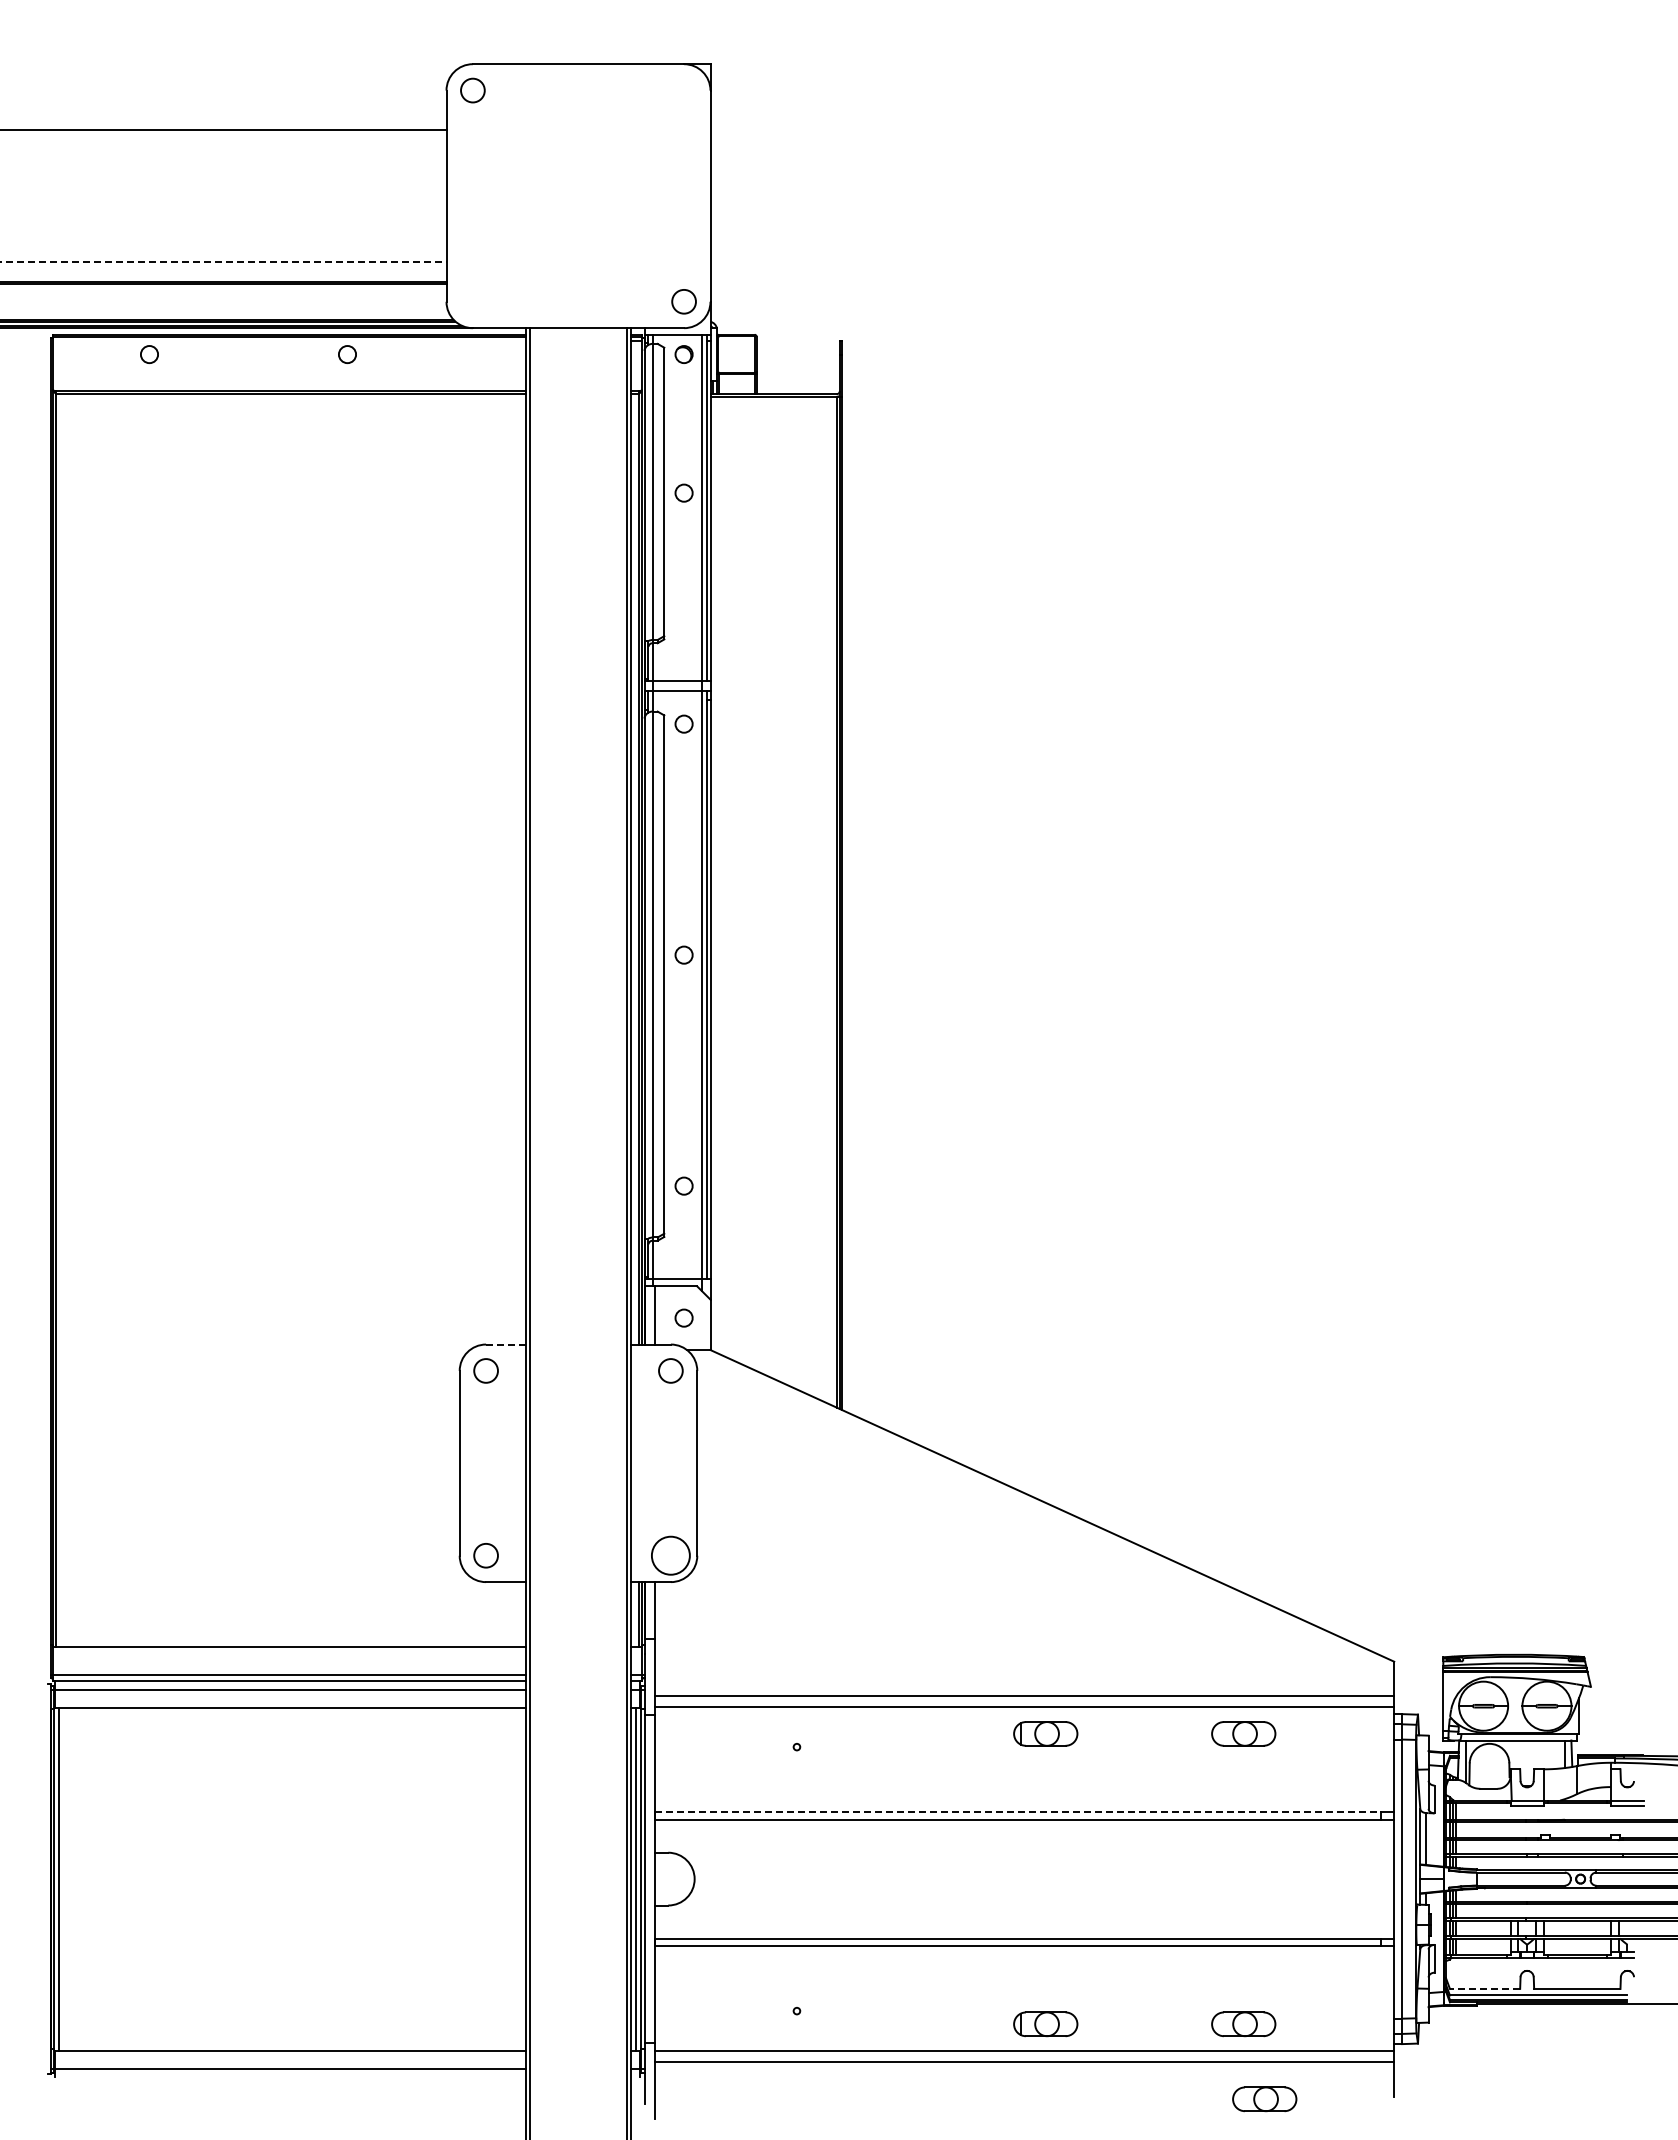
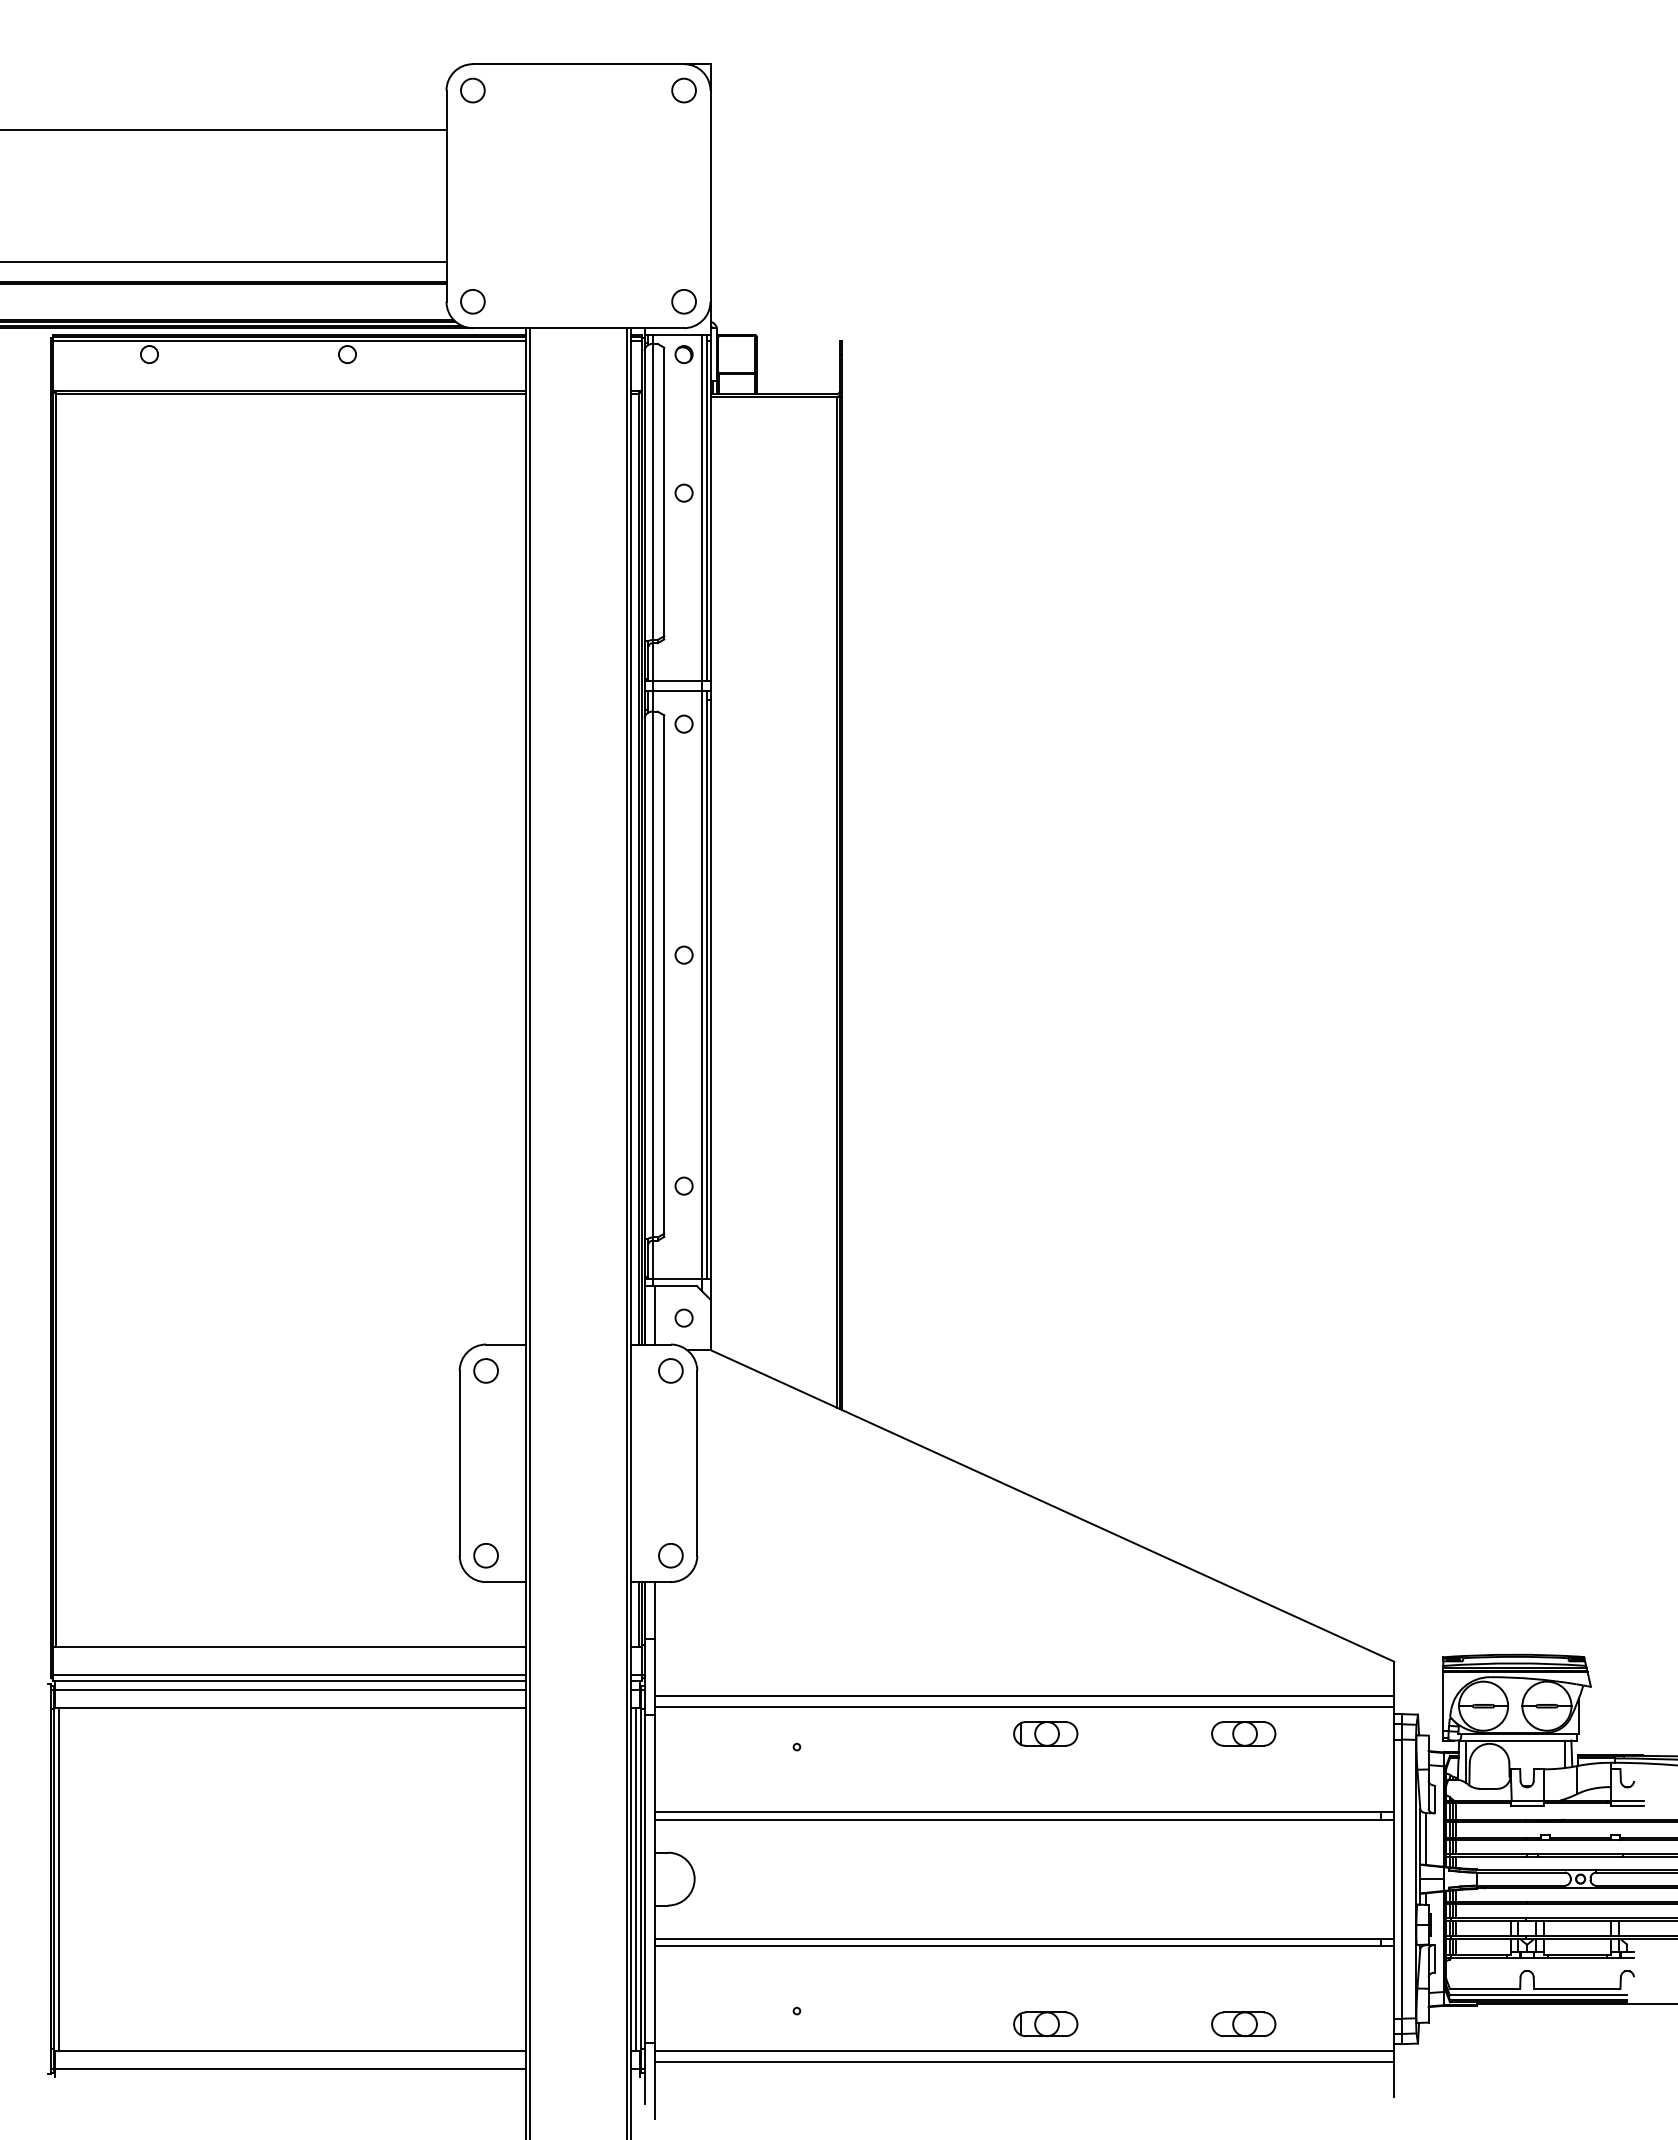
circle: none -> present (683, 90)
line: dashed -> solid (223, 262)
circle: none -> present (472, 301)
line: none -> present (289, 340)
line: dashed -> solid (505, 1344)
circle diameter: 38 px -> 24 px (670, 1555)
line: dashed -> solid (1018, 1811)
line: dashed -> solid (1484, 1988)
part: present -> none (1264, 2099)
